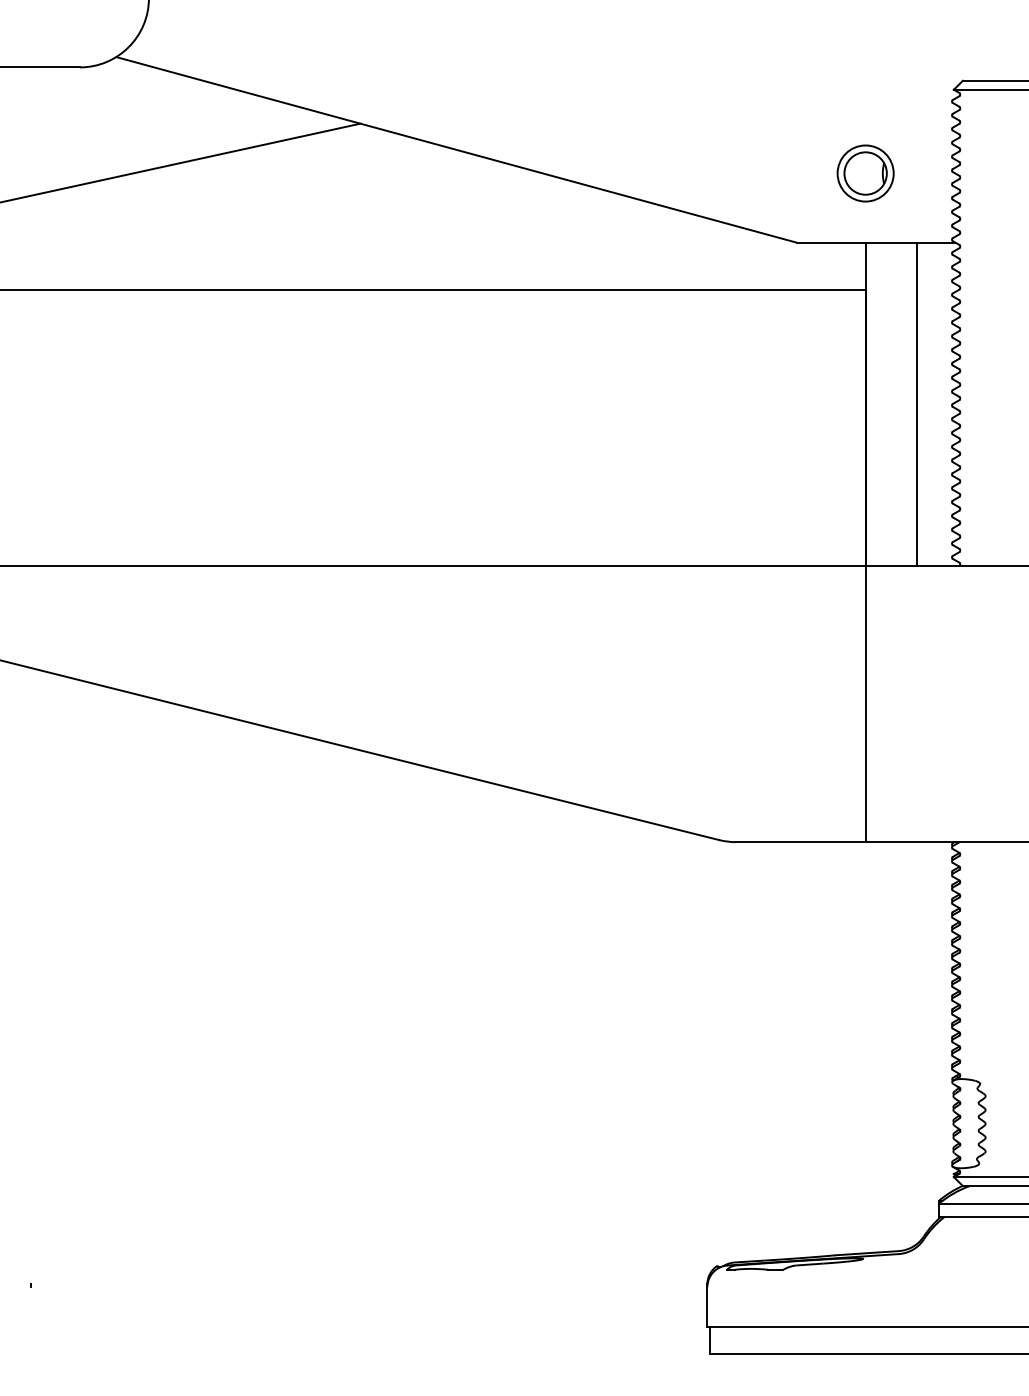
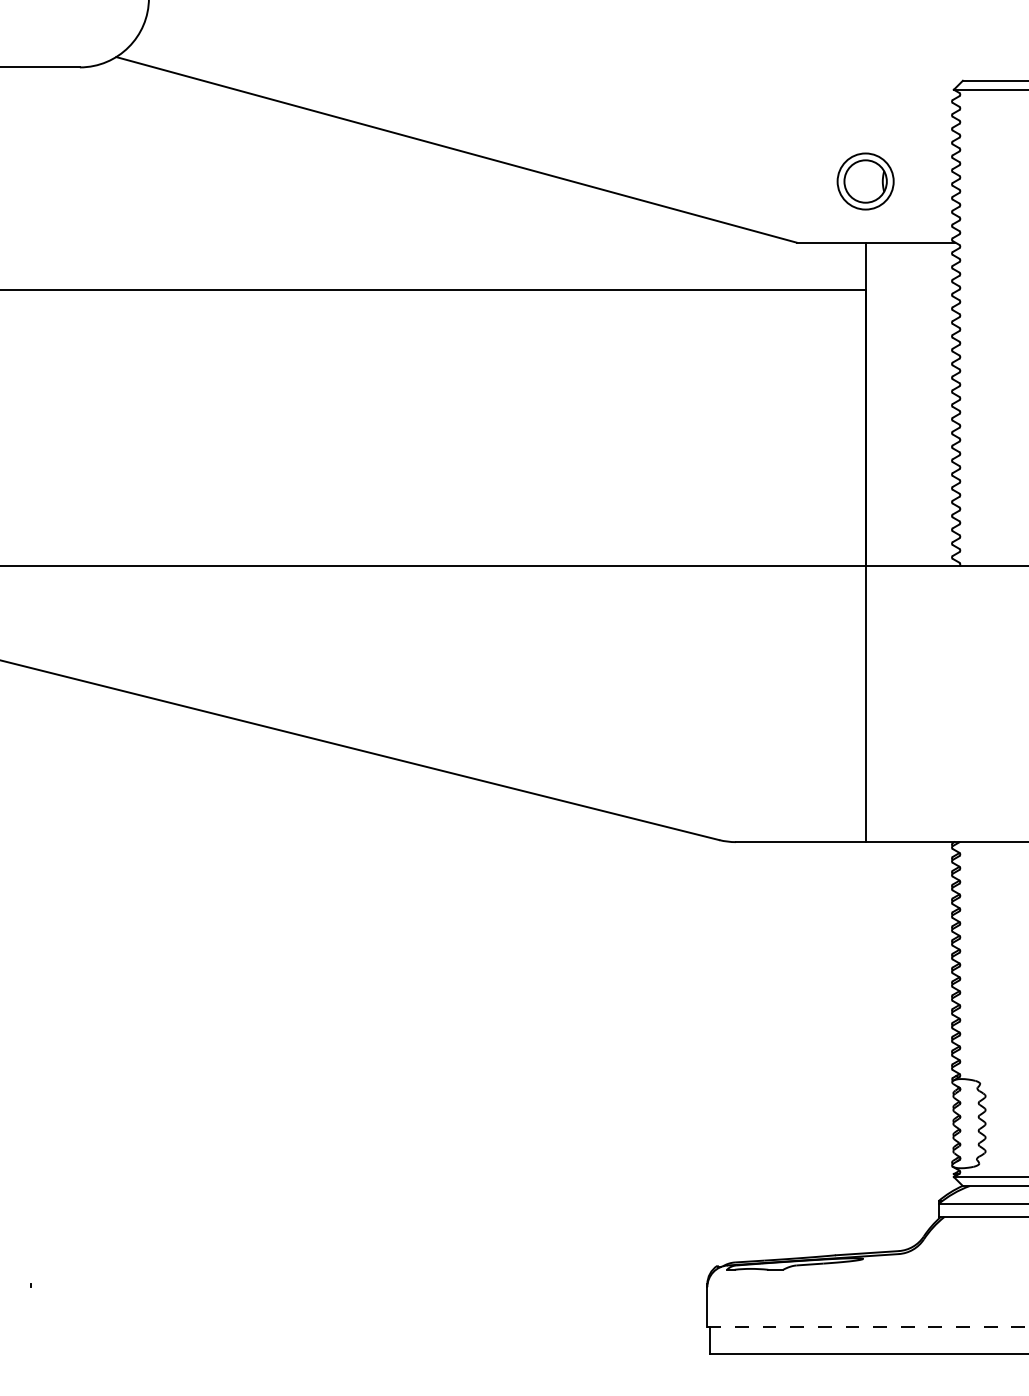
line: present -> none (181, 162)
part position: (865, 173) -> (865, 181) (865, 181)
line: present -> none (917, 403)
line: solid -> dashed (868, 1326)
